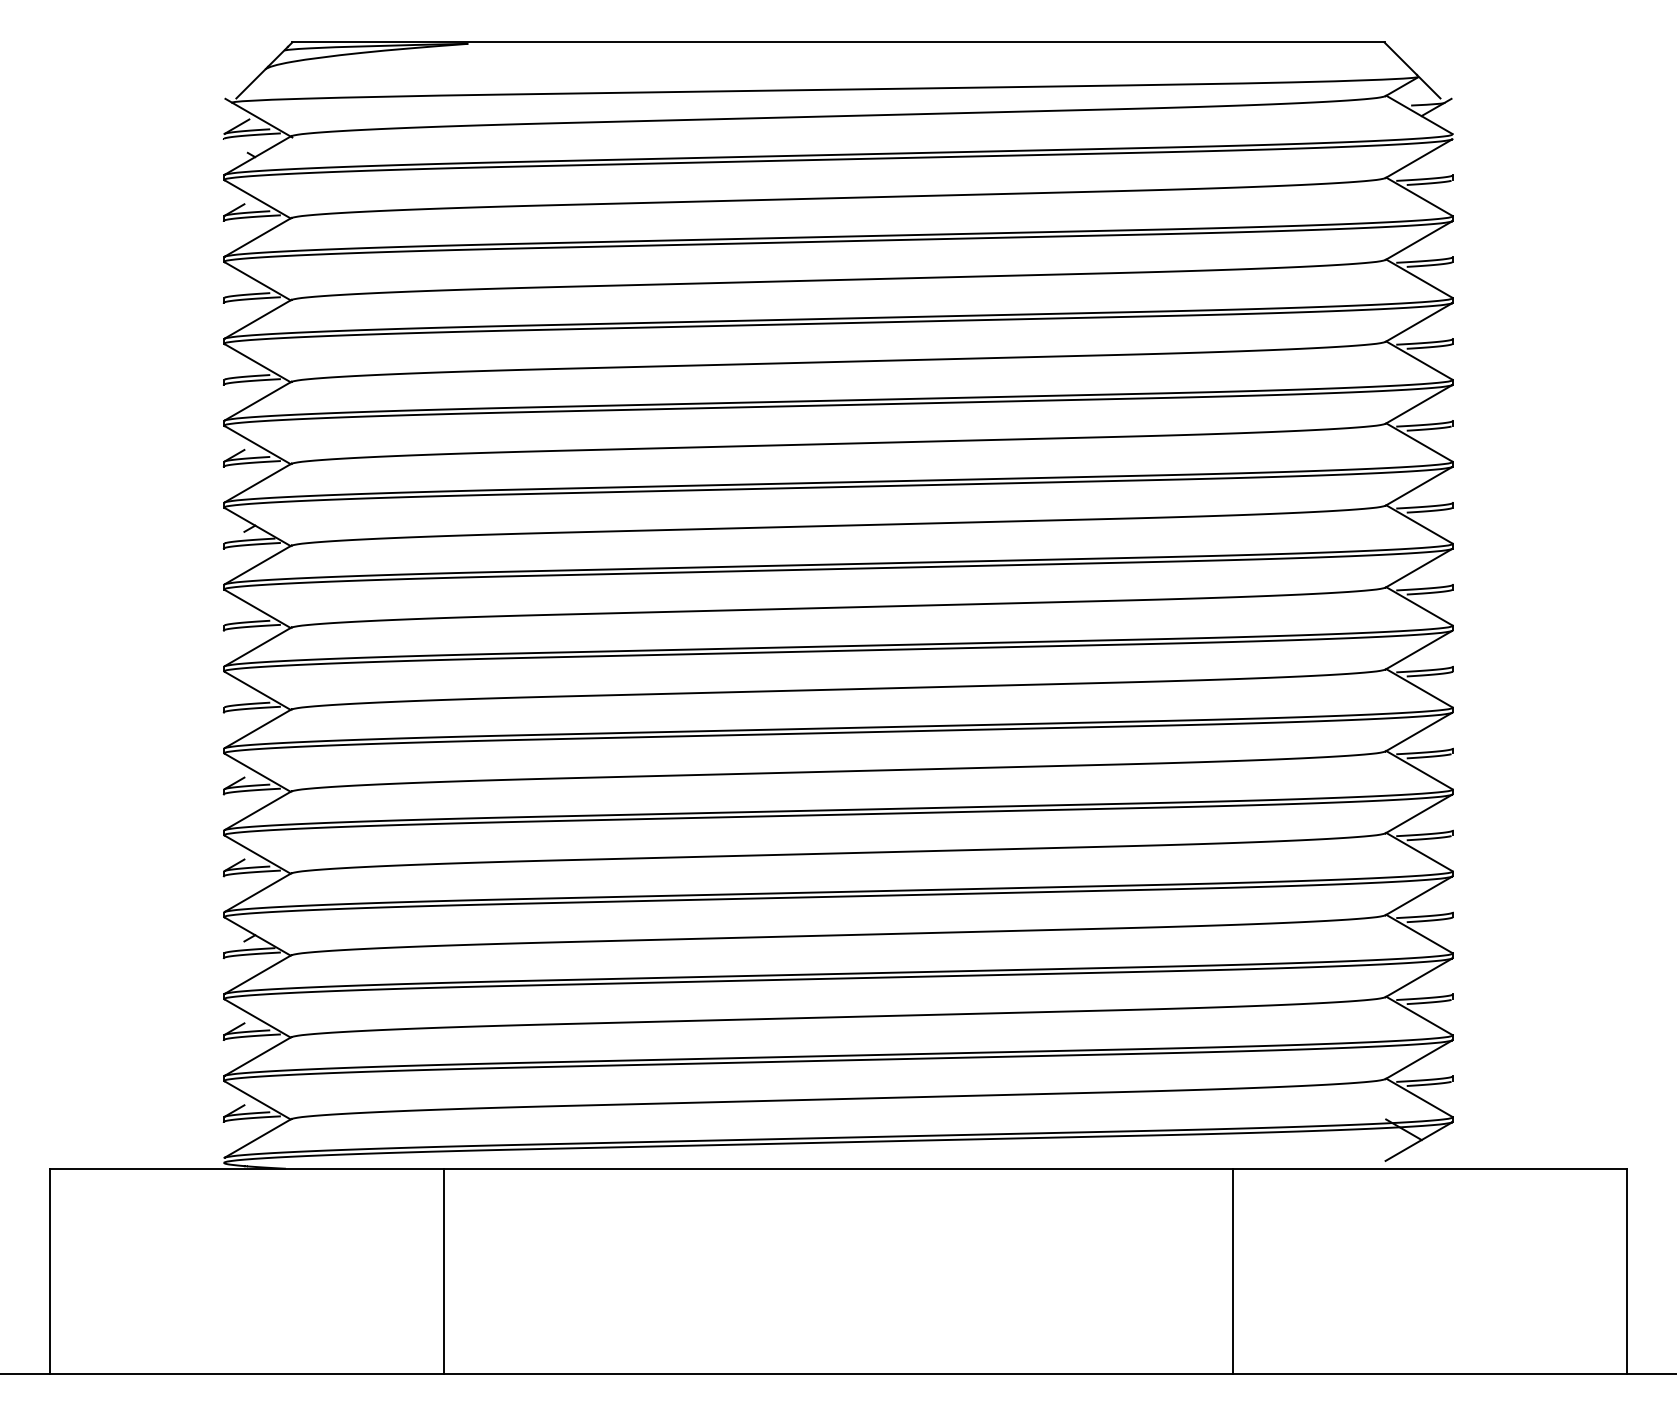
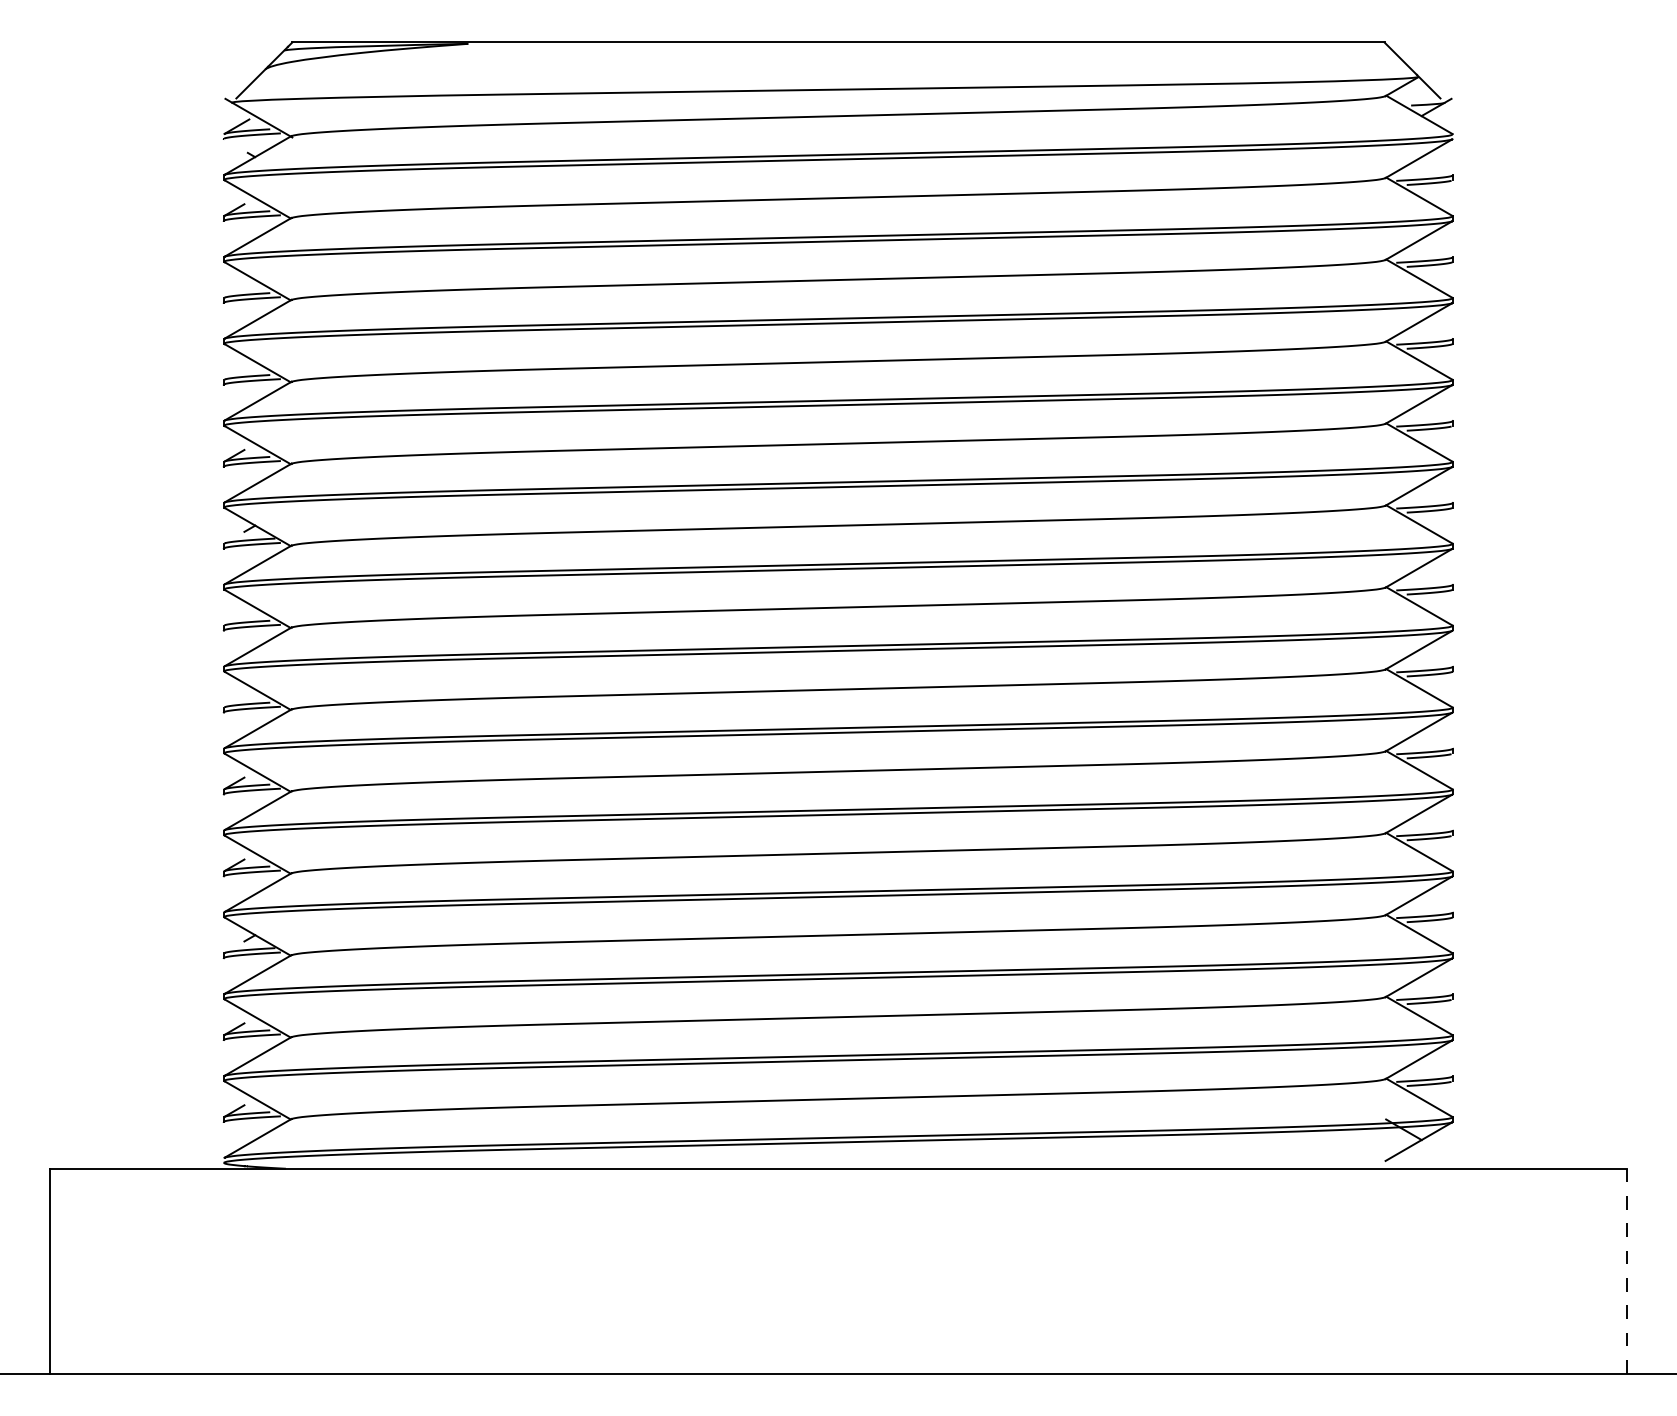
line: present -> none (444, 1270)
line: present -> none (1232, 1270)
line: solid -> dashed (1626, 1270)
